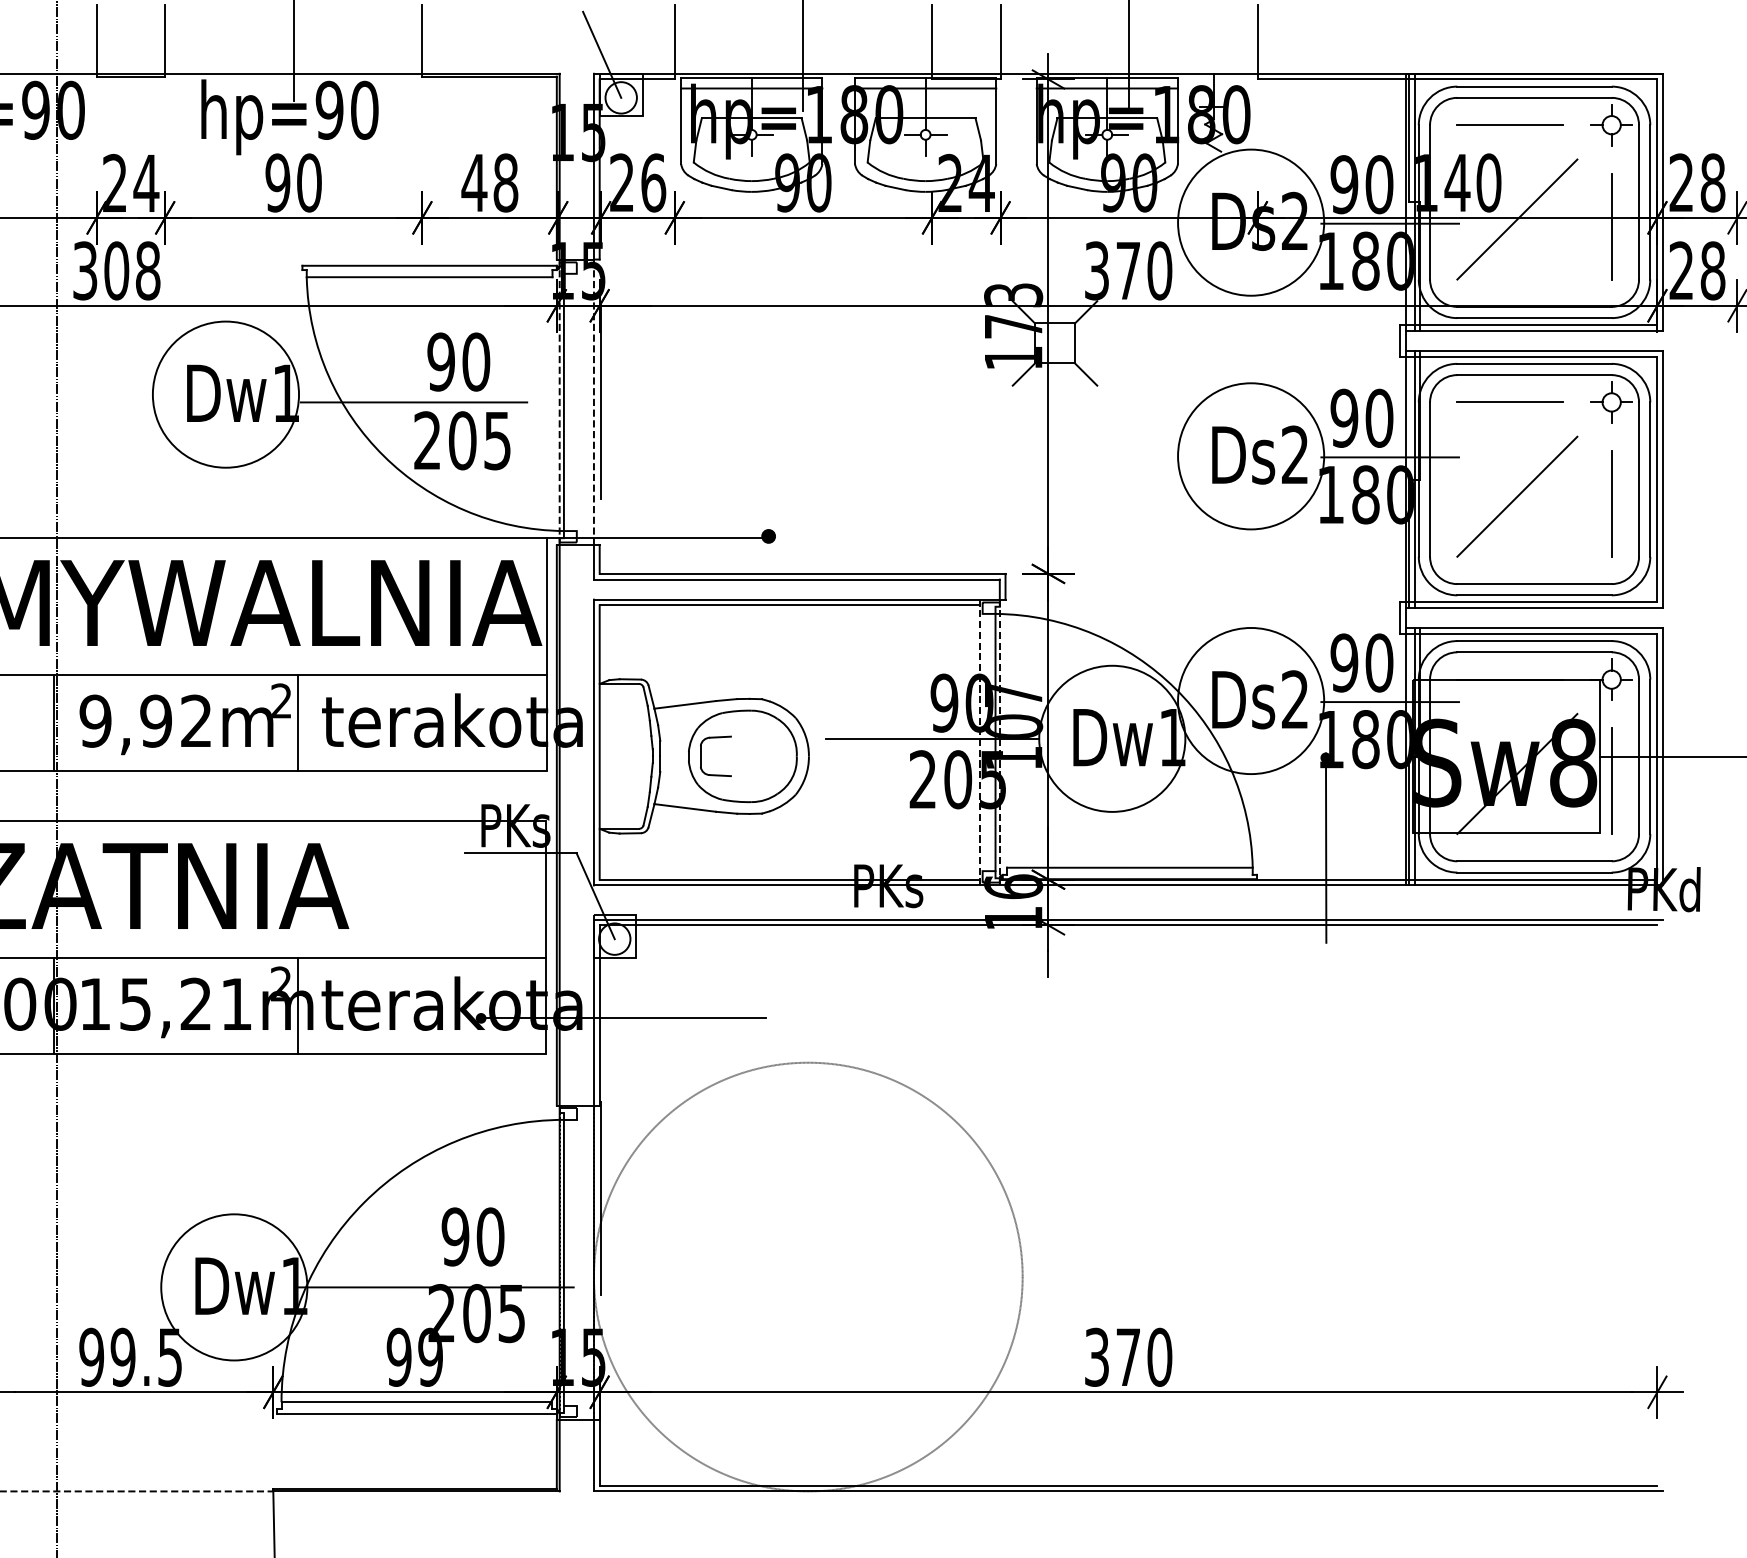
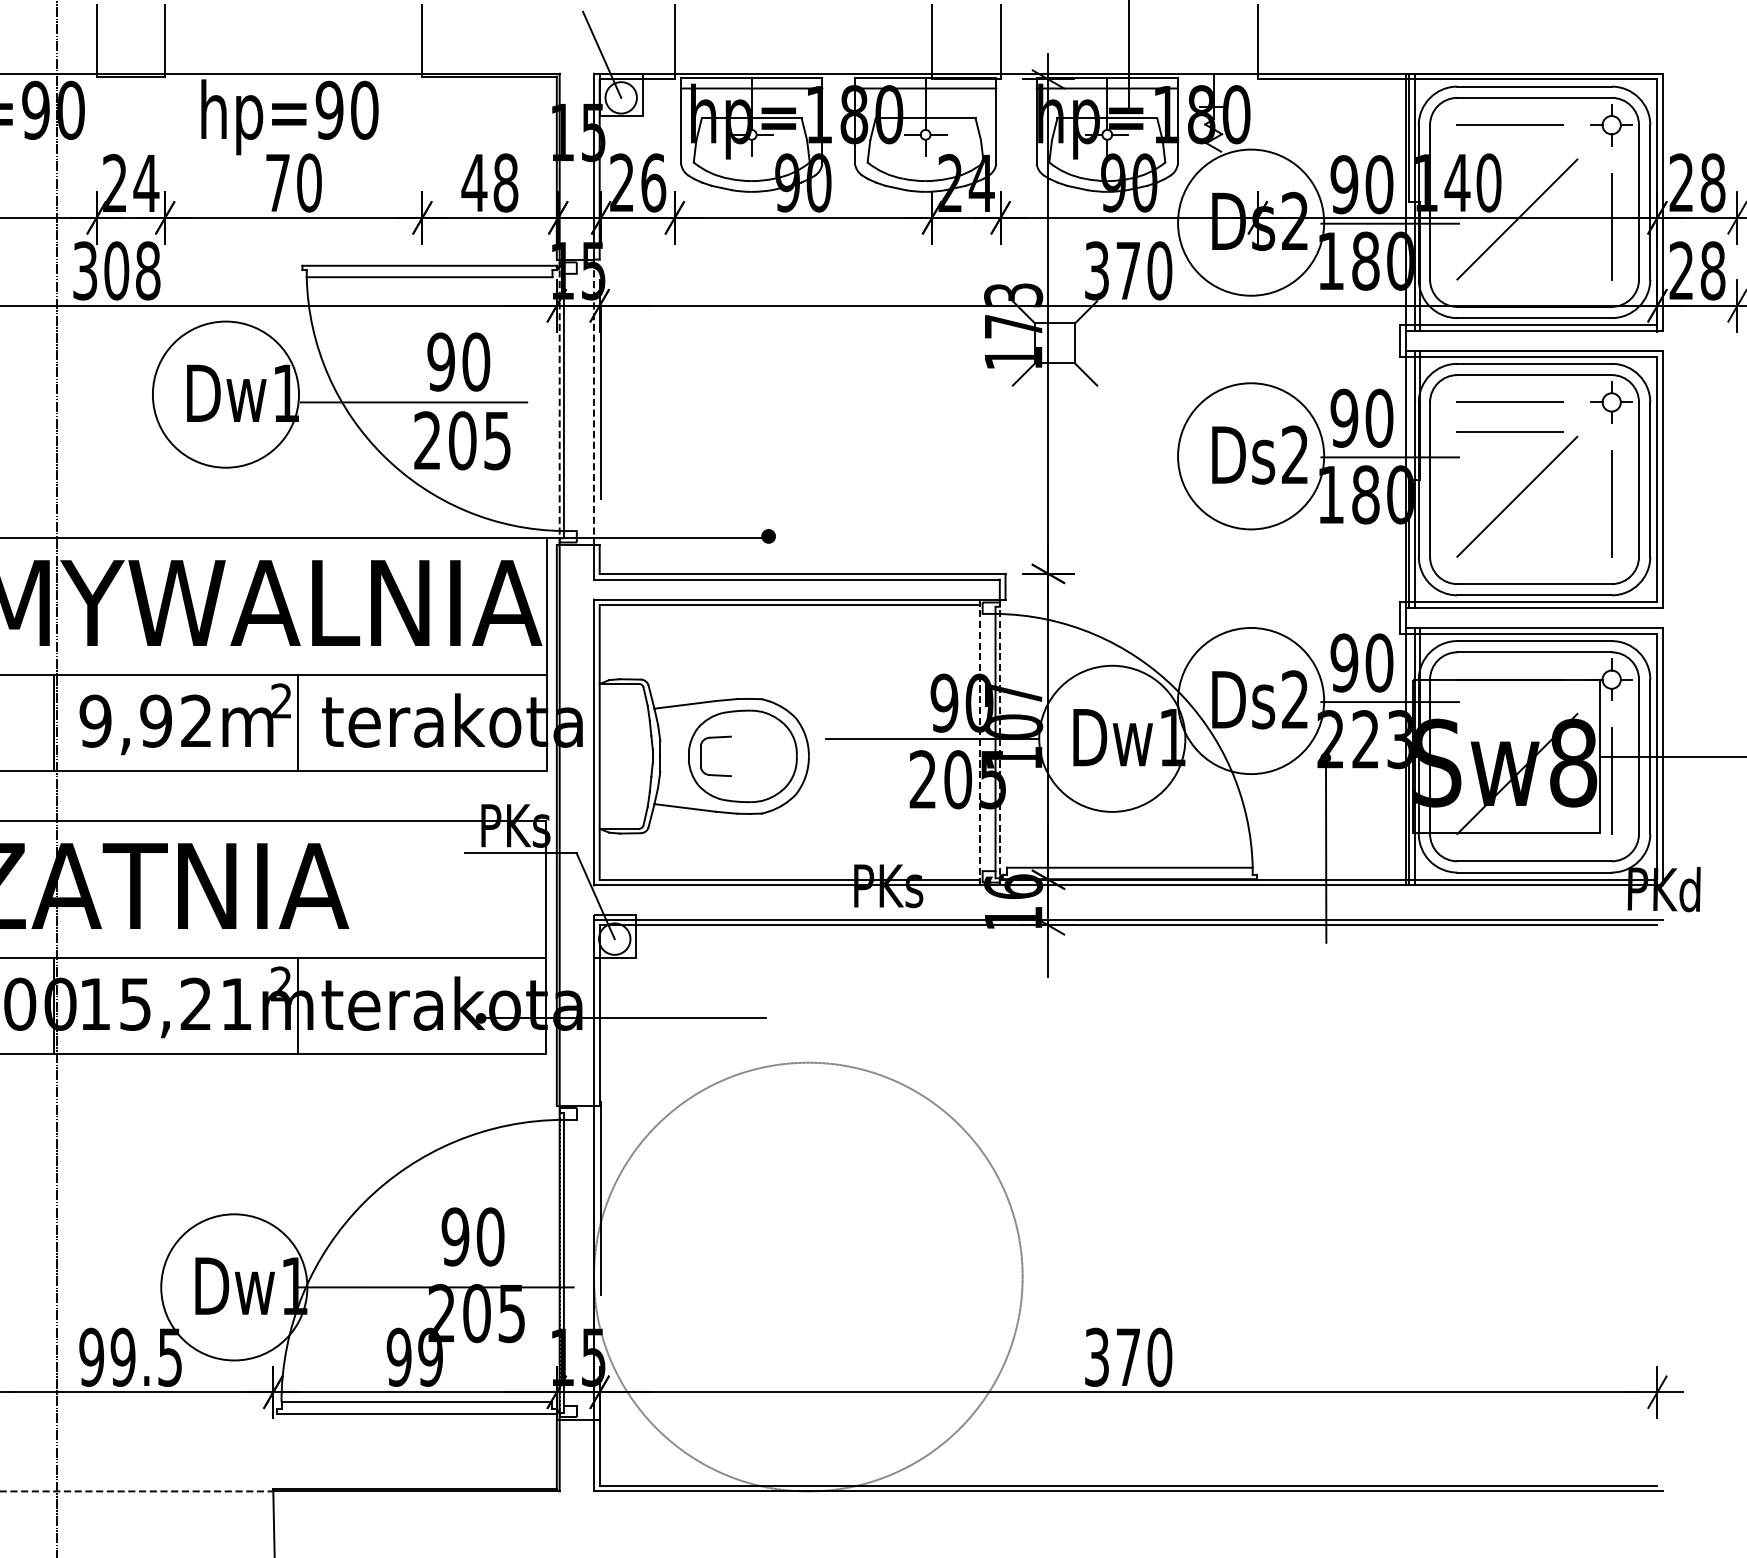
line: present -> none (293, 51)
line: present -> none (803, 56)
text: 90 -> 70 (277, 182)
line: none -> present (1509, 431)
text: 180 -> 223 (1364, 739)
